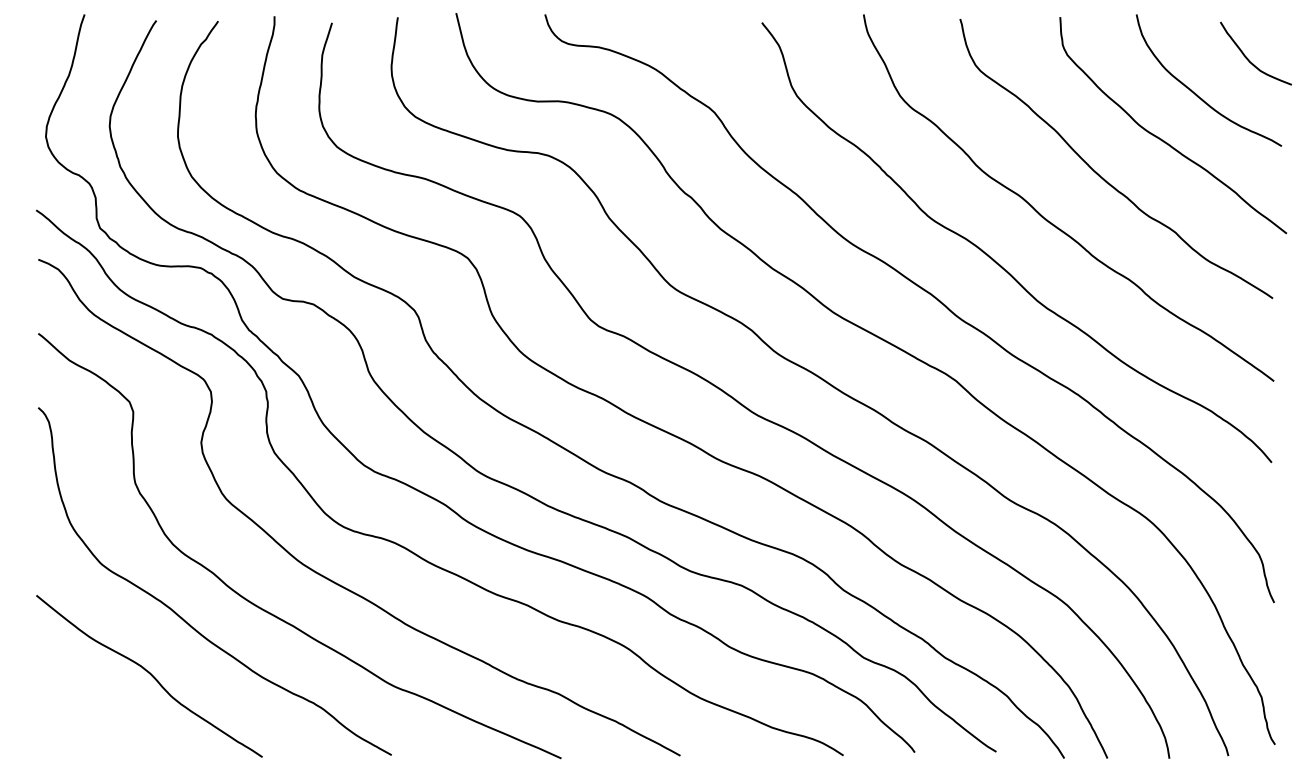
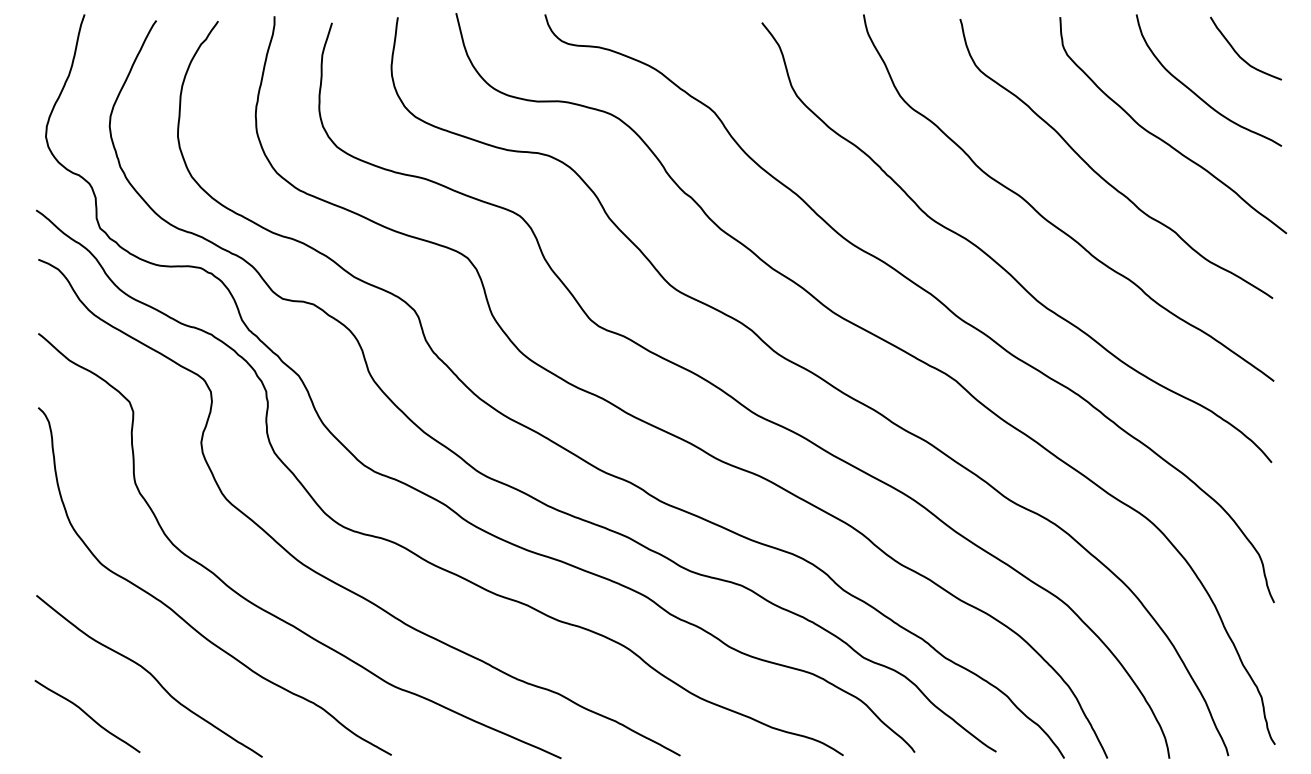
curve position: (1249, 59) -> (1239, 54) (1239, 54)
curve: none -> present (87, 716)
